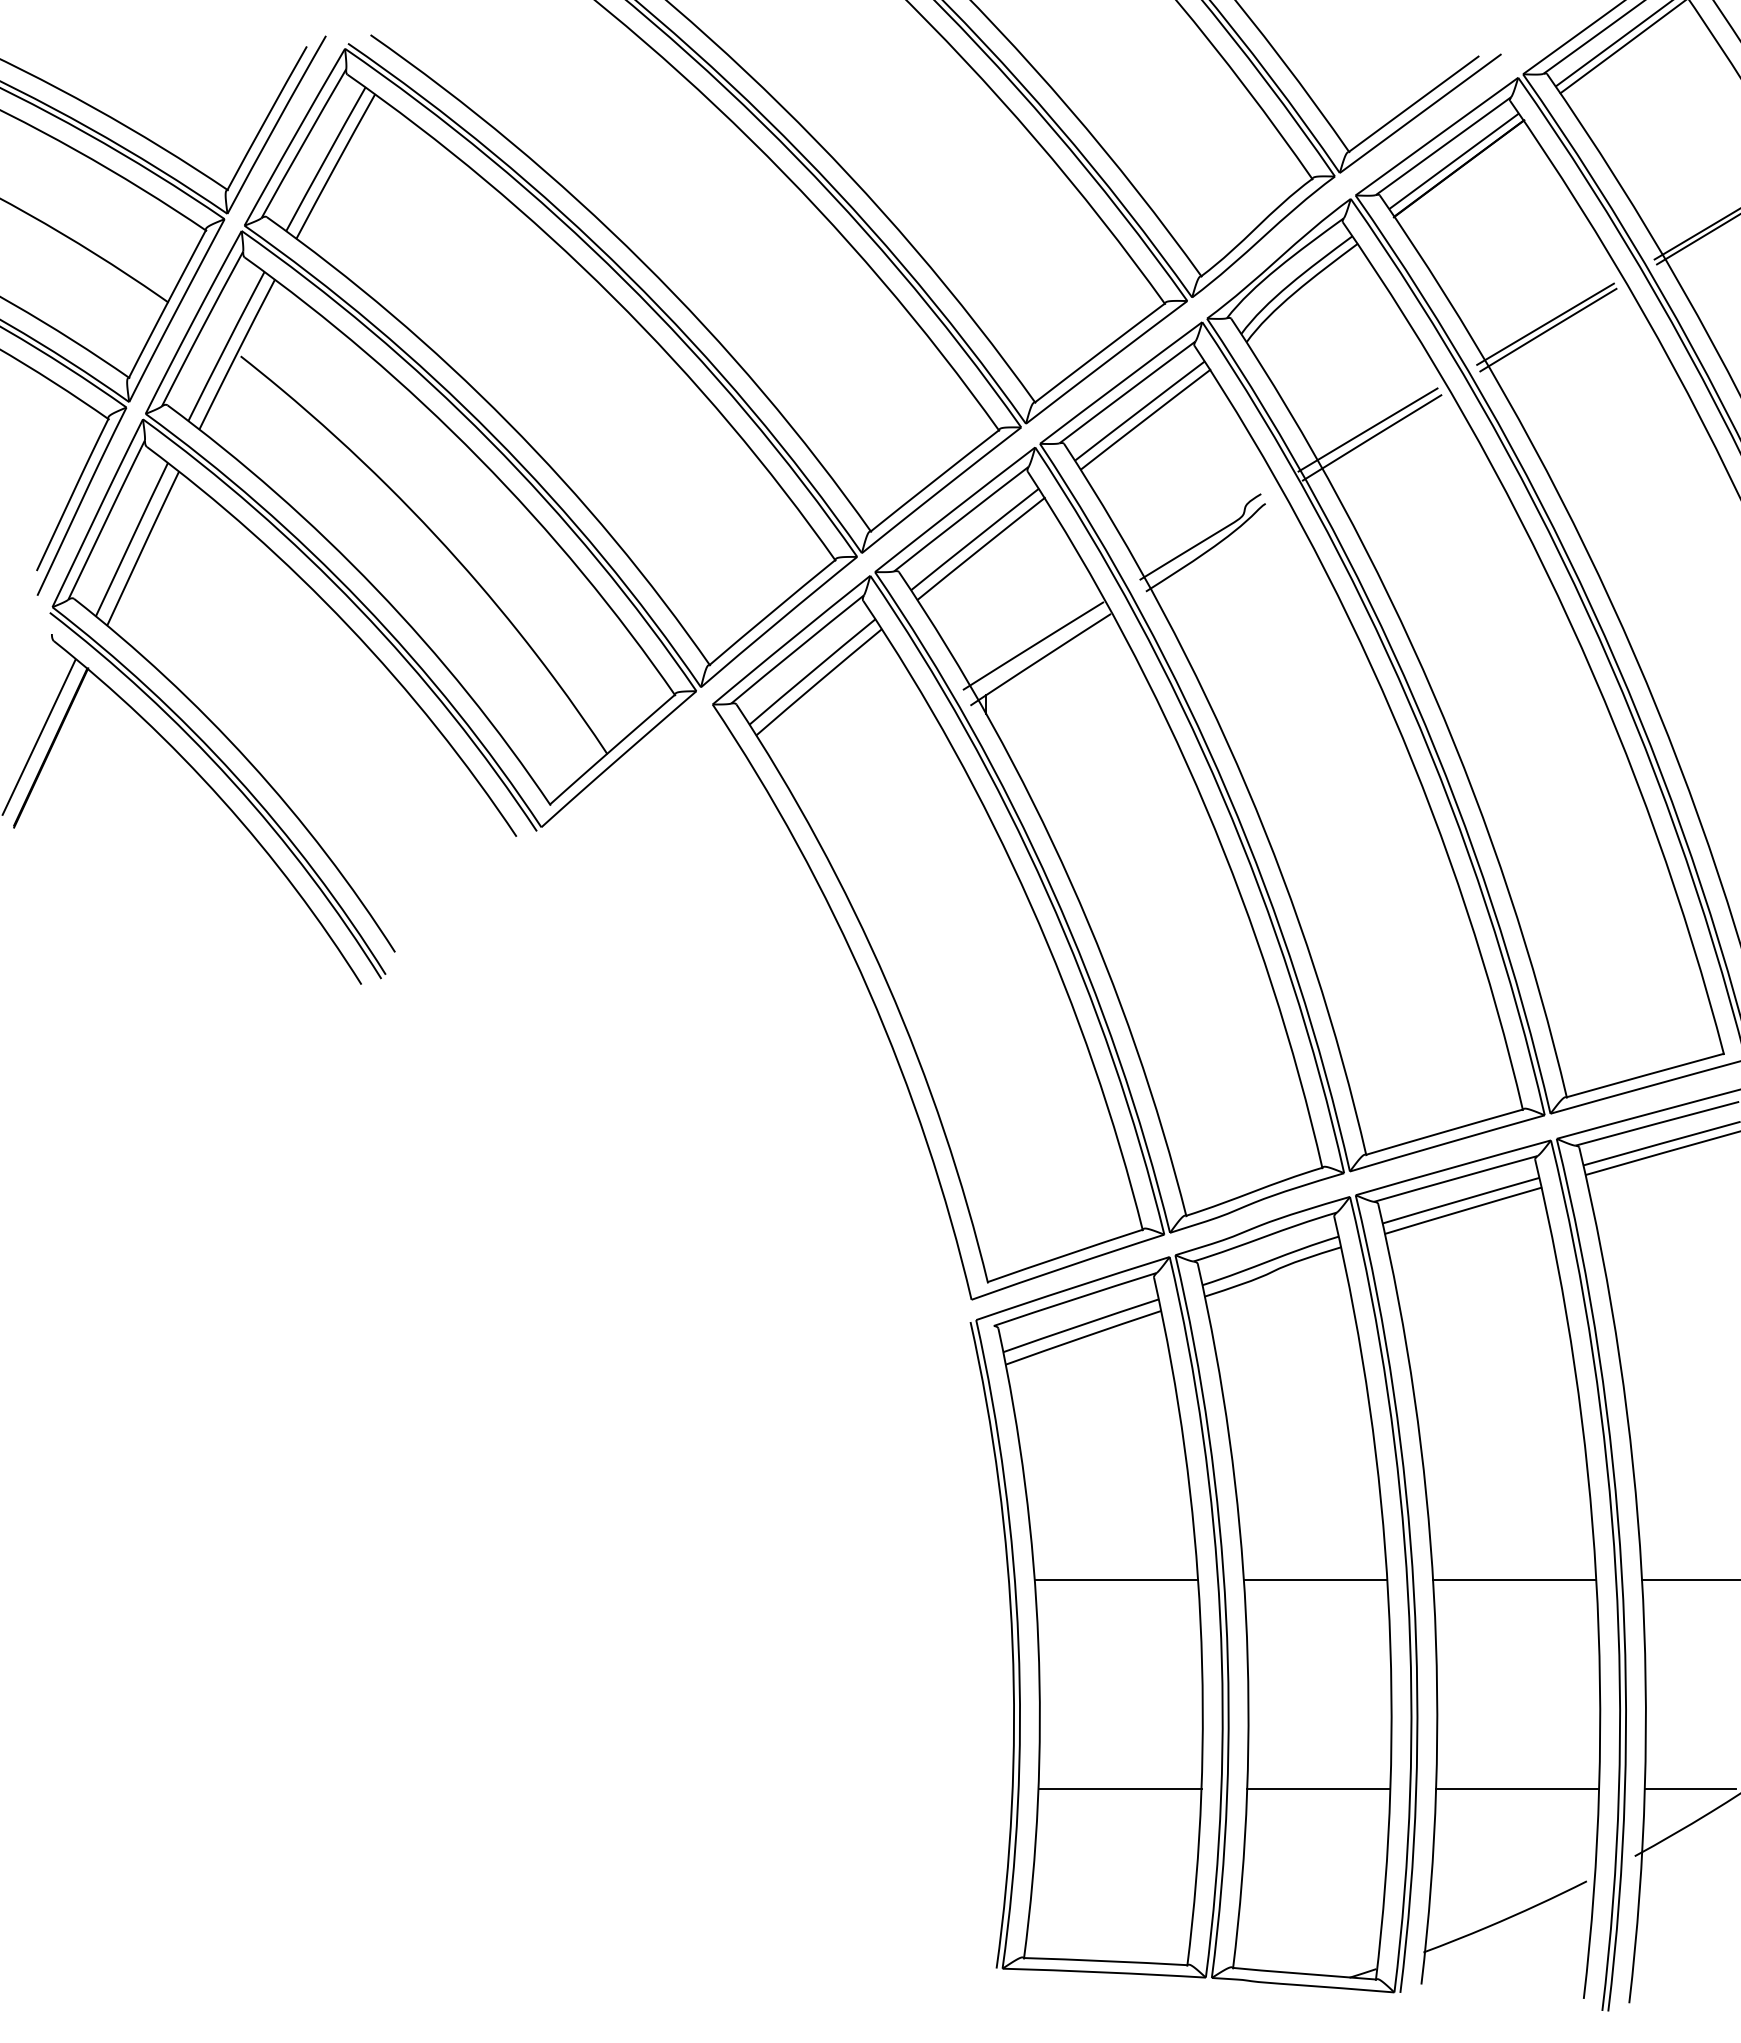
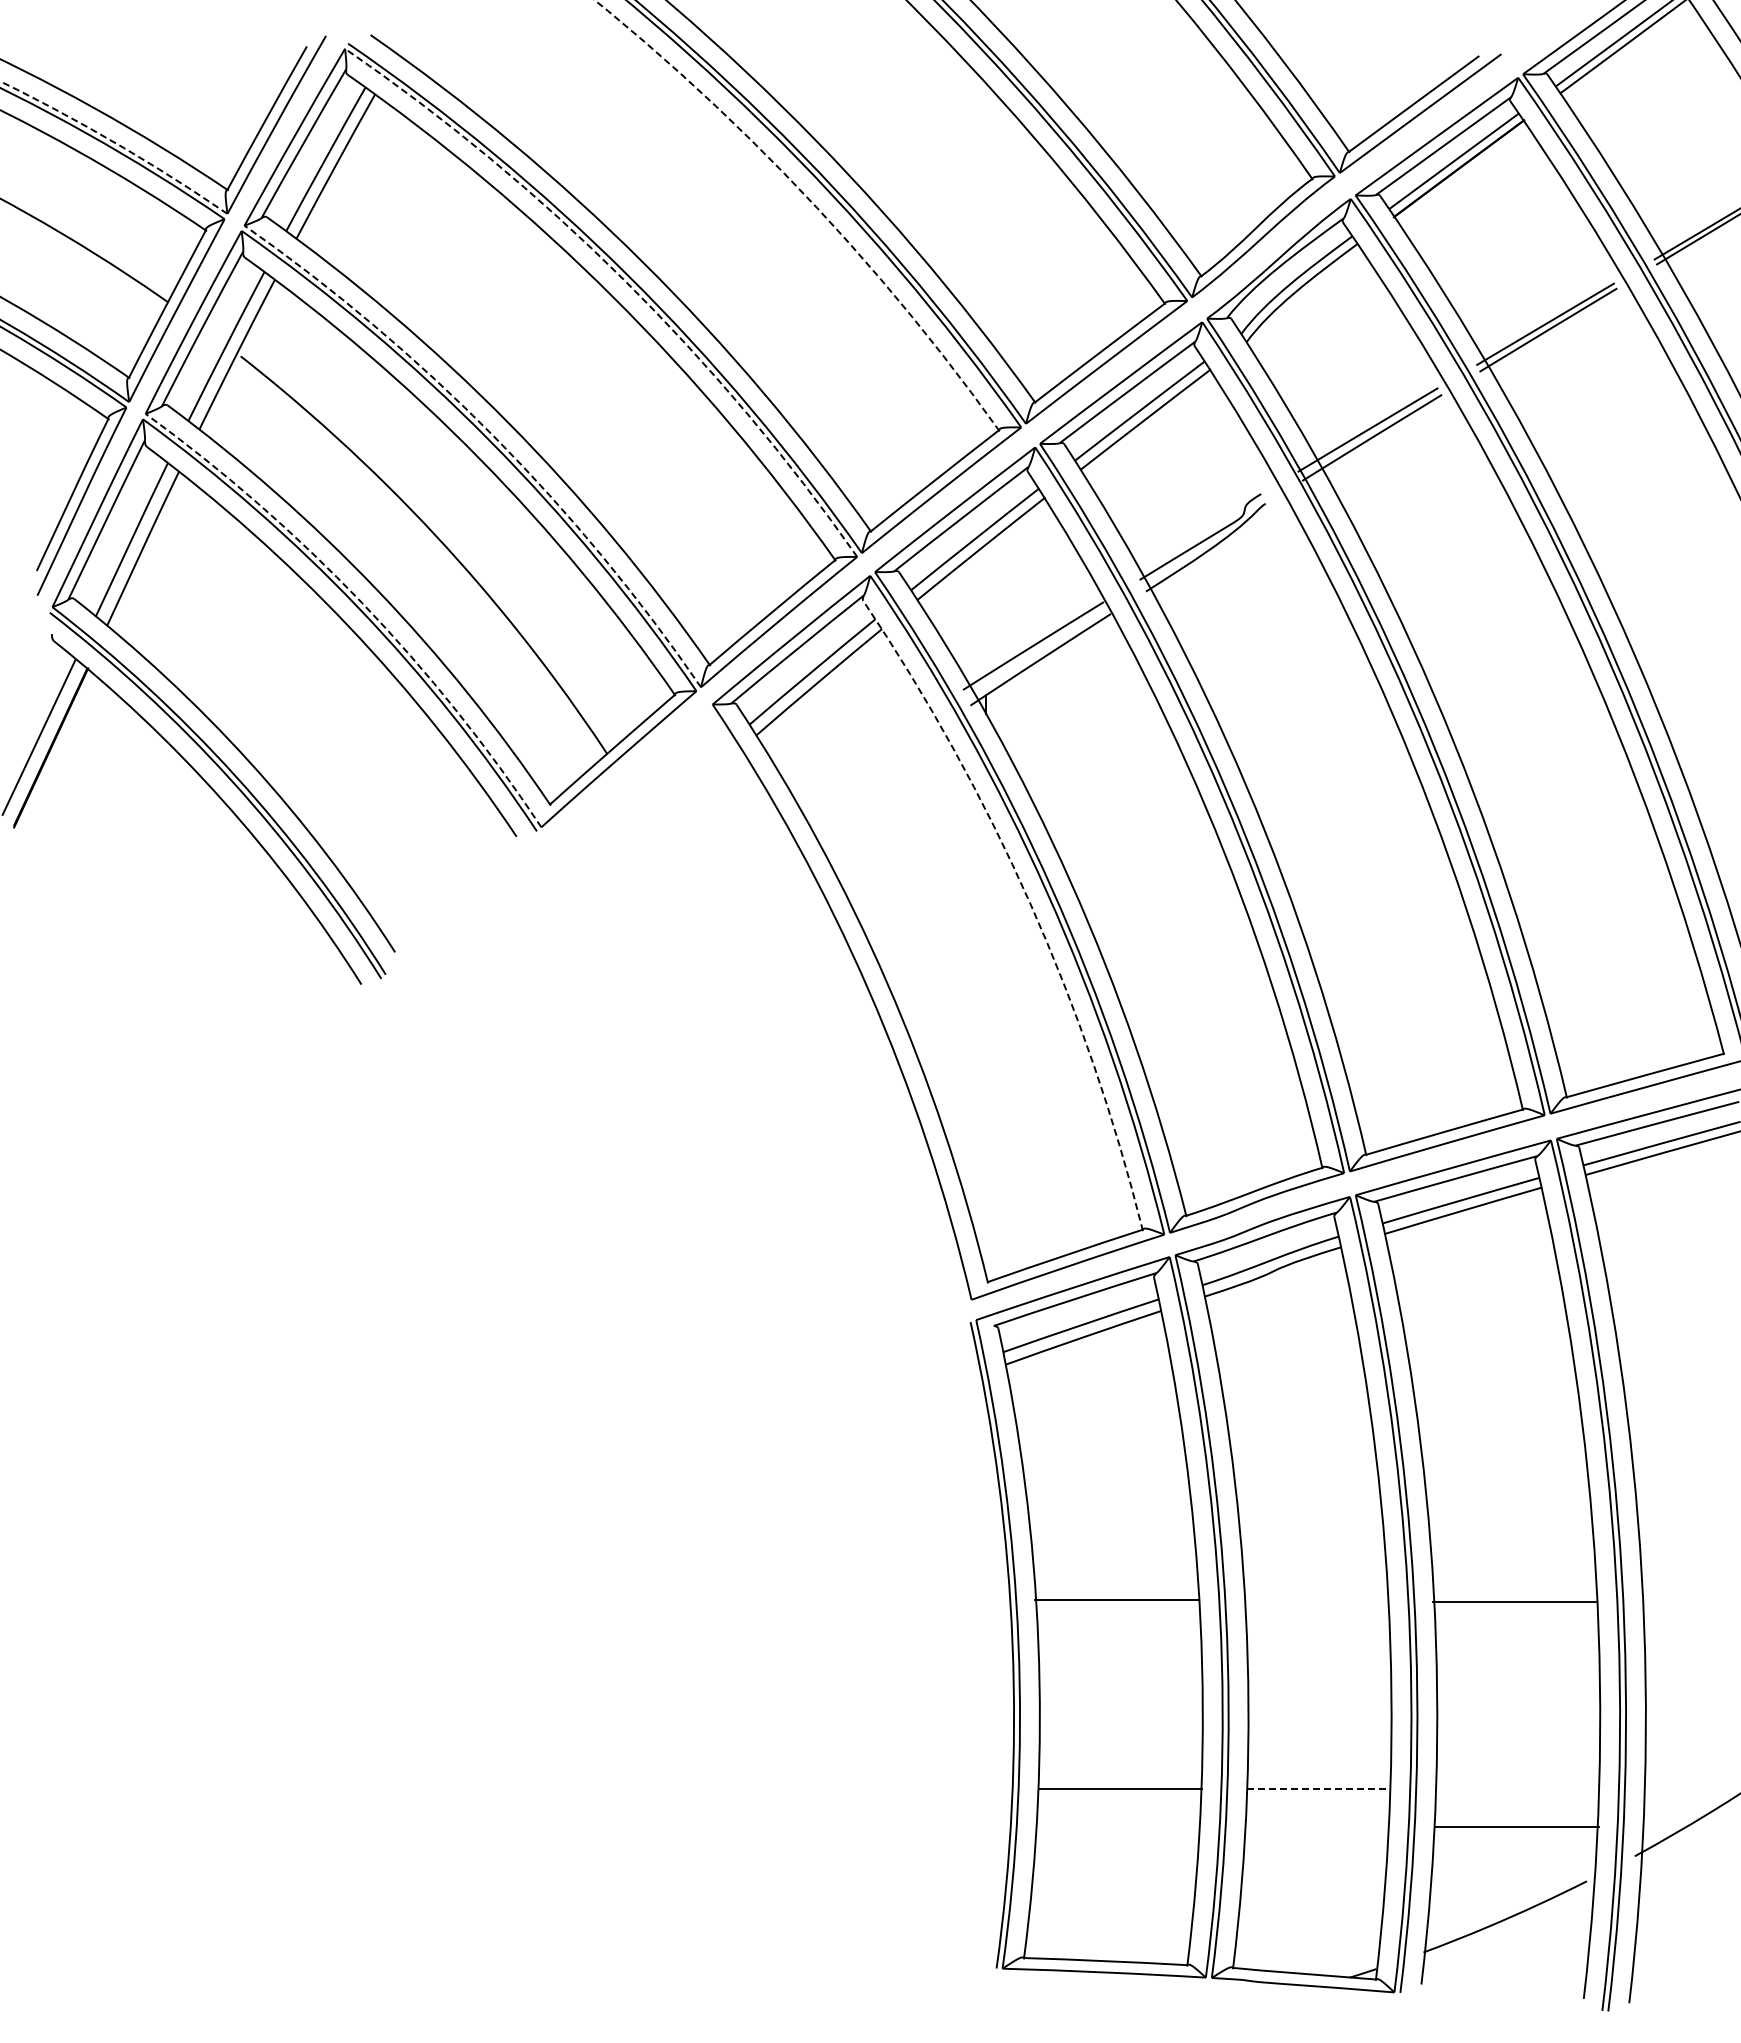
arc: solid -> dashed (116, 143)
arc: solid -> dashed (811, 202)
arc: solid -> dashed (623, 279)
arc: solid -> dashed (493, 436)
arc: solid -> dashed (362, 602)
arc: solid -> dashed (1030, 903)
line position: (1116, 1580) -> (1116, 1600) (1116, 1600)
line: present -> none (1315, 1580)
line position: (1514, 1580) -> (1514, 1602) (1514, 1602)
line: present -> none (1689, 1580)
line: solid -> dashed (1318, 1789)
line position: (1517, 1789) -> (1517, 1827) (1517, 1827)
line: present -> none (1689, 1789)
